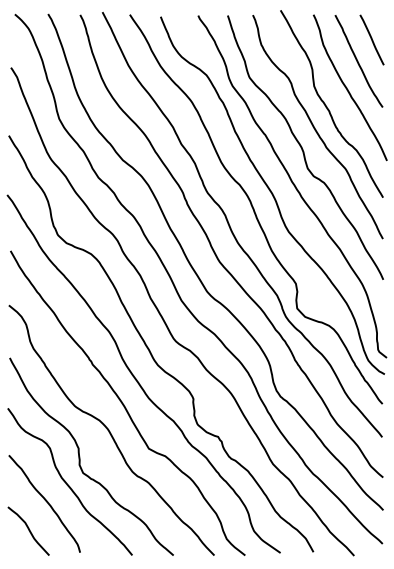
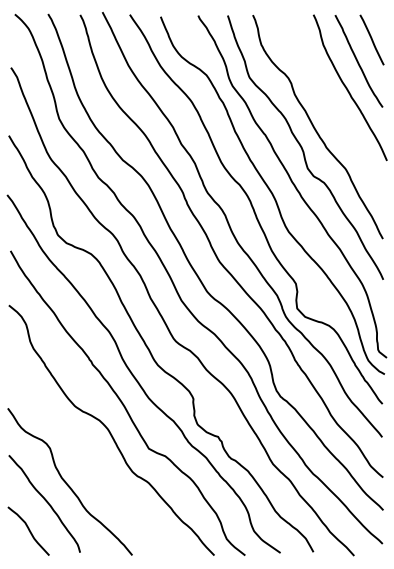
curve: present -> none (327, 106)
curve: present -> none (80, 456)
